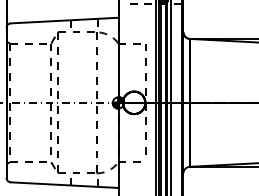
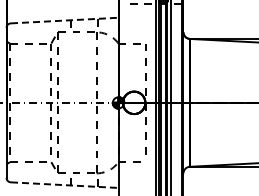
line: solid -> dashed (64, 20)
line: solid -> dashed (64, 185)
